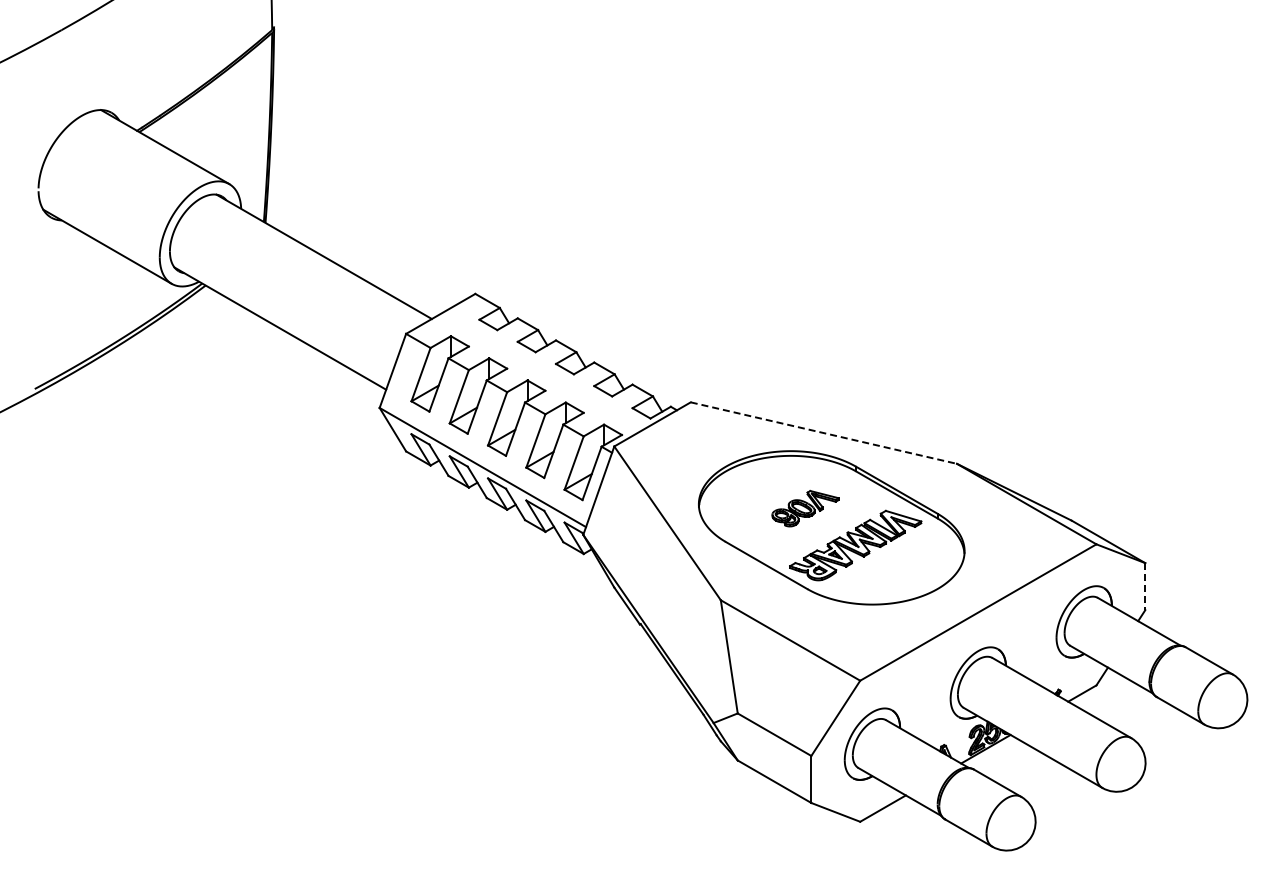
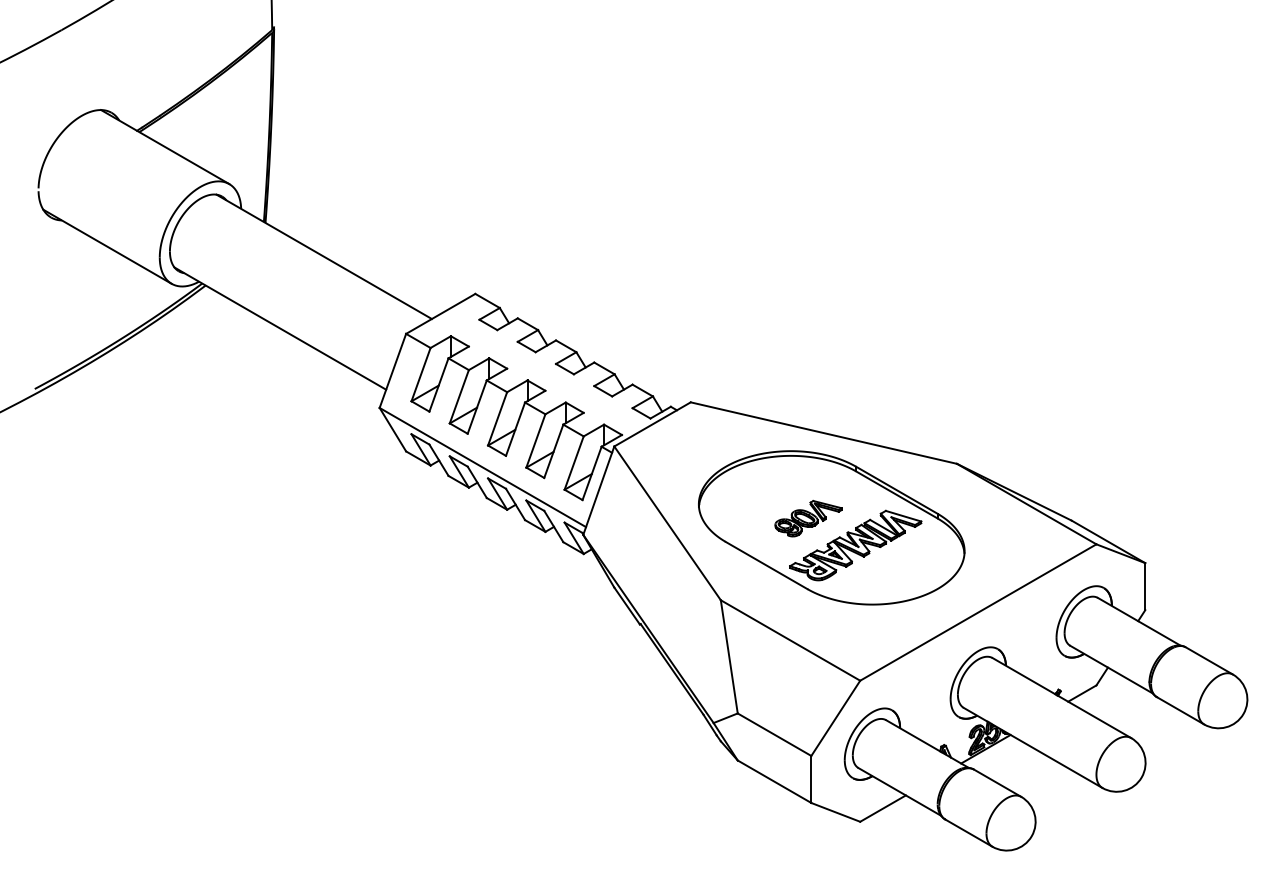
line: dashed -> solid (823, 433)
part position: (805, 508) -> (808, 518) (808, 518)
line: dashed -> solid (1145, 586)
